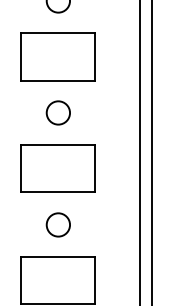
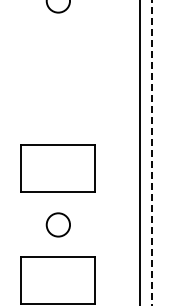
part: present -> none (57, 56)
circle: present -> none (57, 112)
line: solid -> dashed (152, 152)
